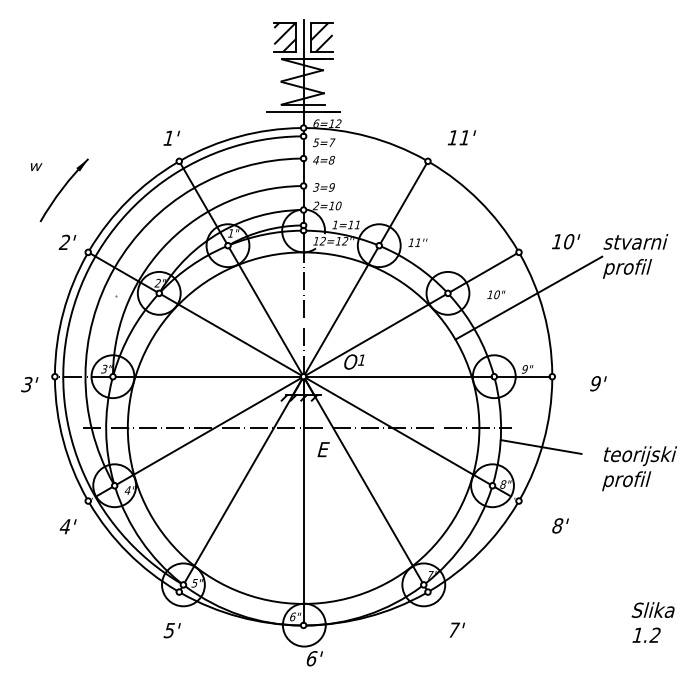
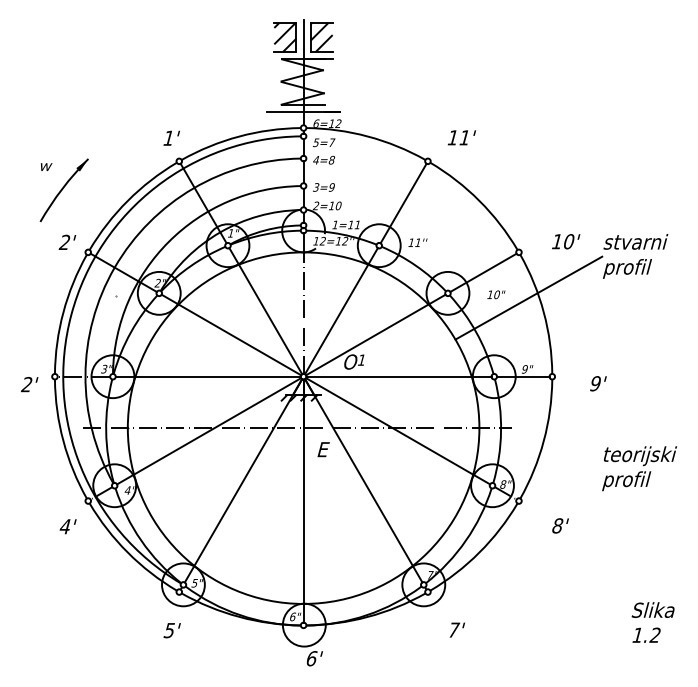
text position: (36, 167) -> (46, 167) (46, 167)
text: 3' -> 2' (26, 384)
line: present -> none (540, 446)
